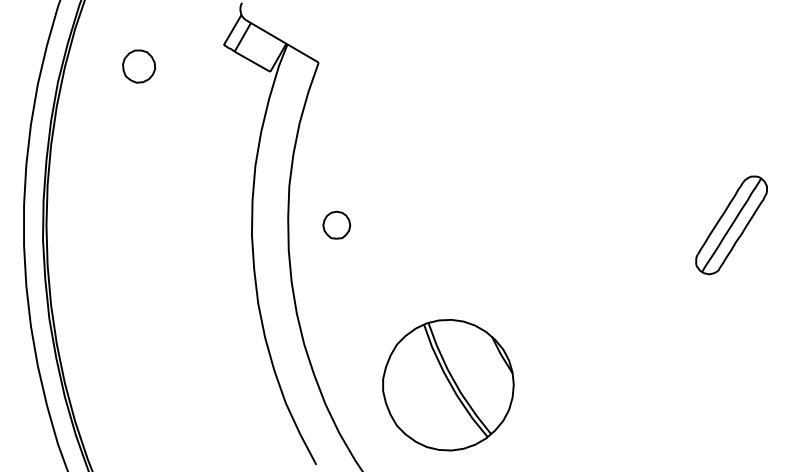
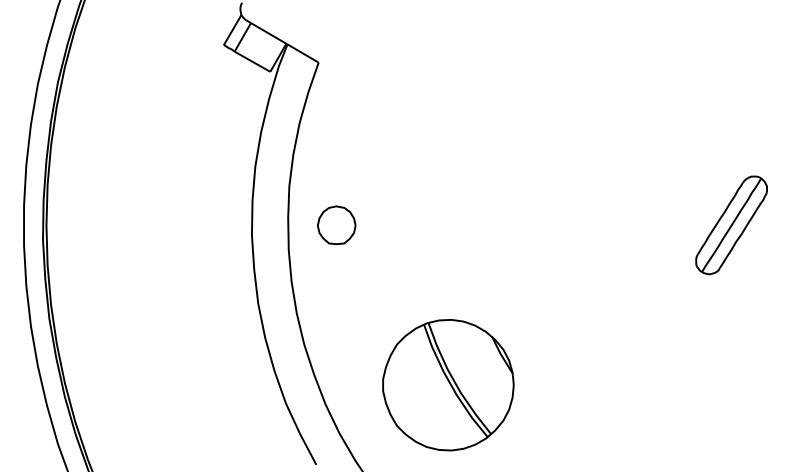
part: present -> none (139, 66)
part size: 30x30 px -> 40x41 px (336, 225)
